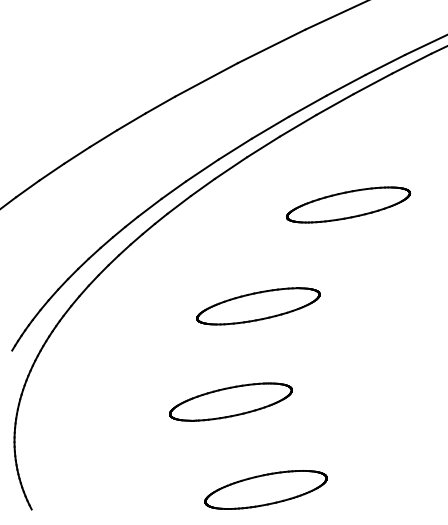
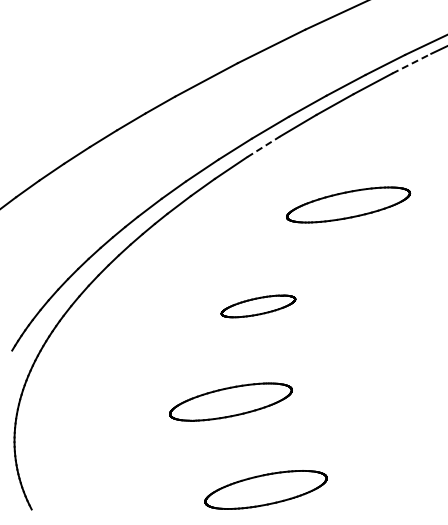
line: solid -> dashed (411, 63)
line: solid -> dashed (263, 146)
part size: 125x39 px -> 77x25 px (258, 306)
